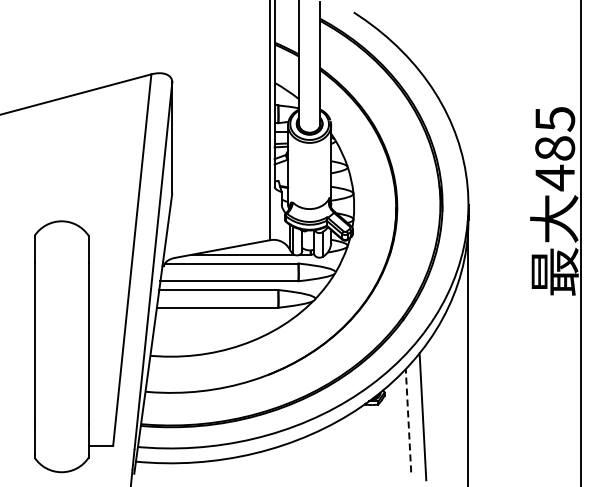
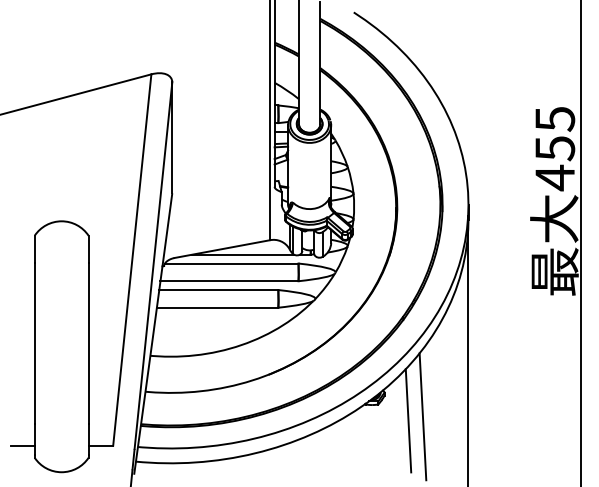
text: 485 -> 455 (555, 148)
line: dashed -> solid (408, 420)
line: none -> present (22, 445)
